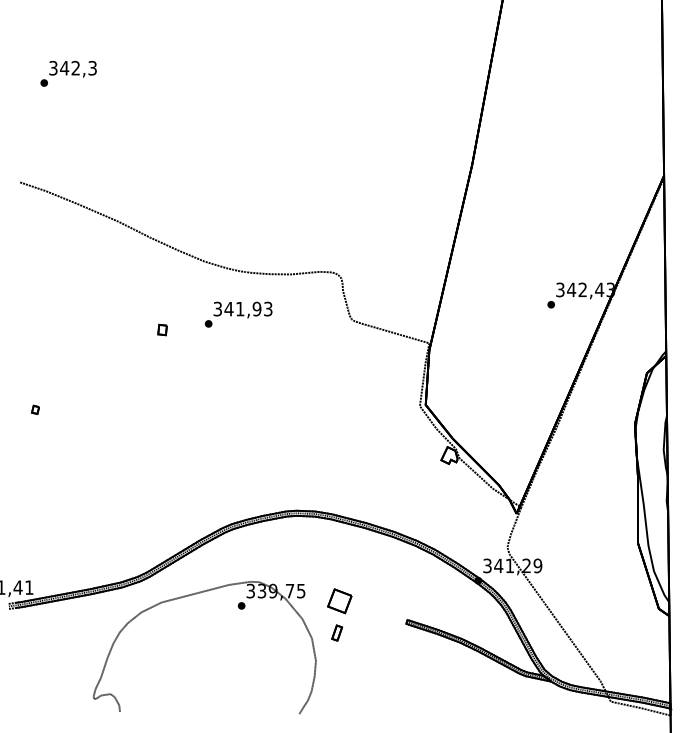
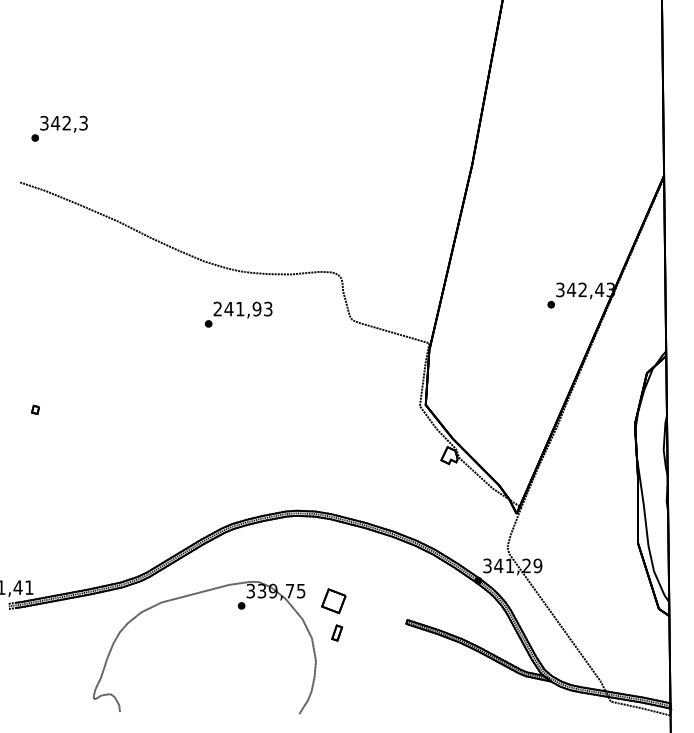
text position: (68, 73) -> (59, 128) (59, 128)
text: 341,93 -> 241,93 (217, 309)
part: present -> none (162, 329)
part position: (339, 601) -> (333, 601) (333, 601)
